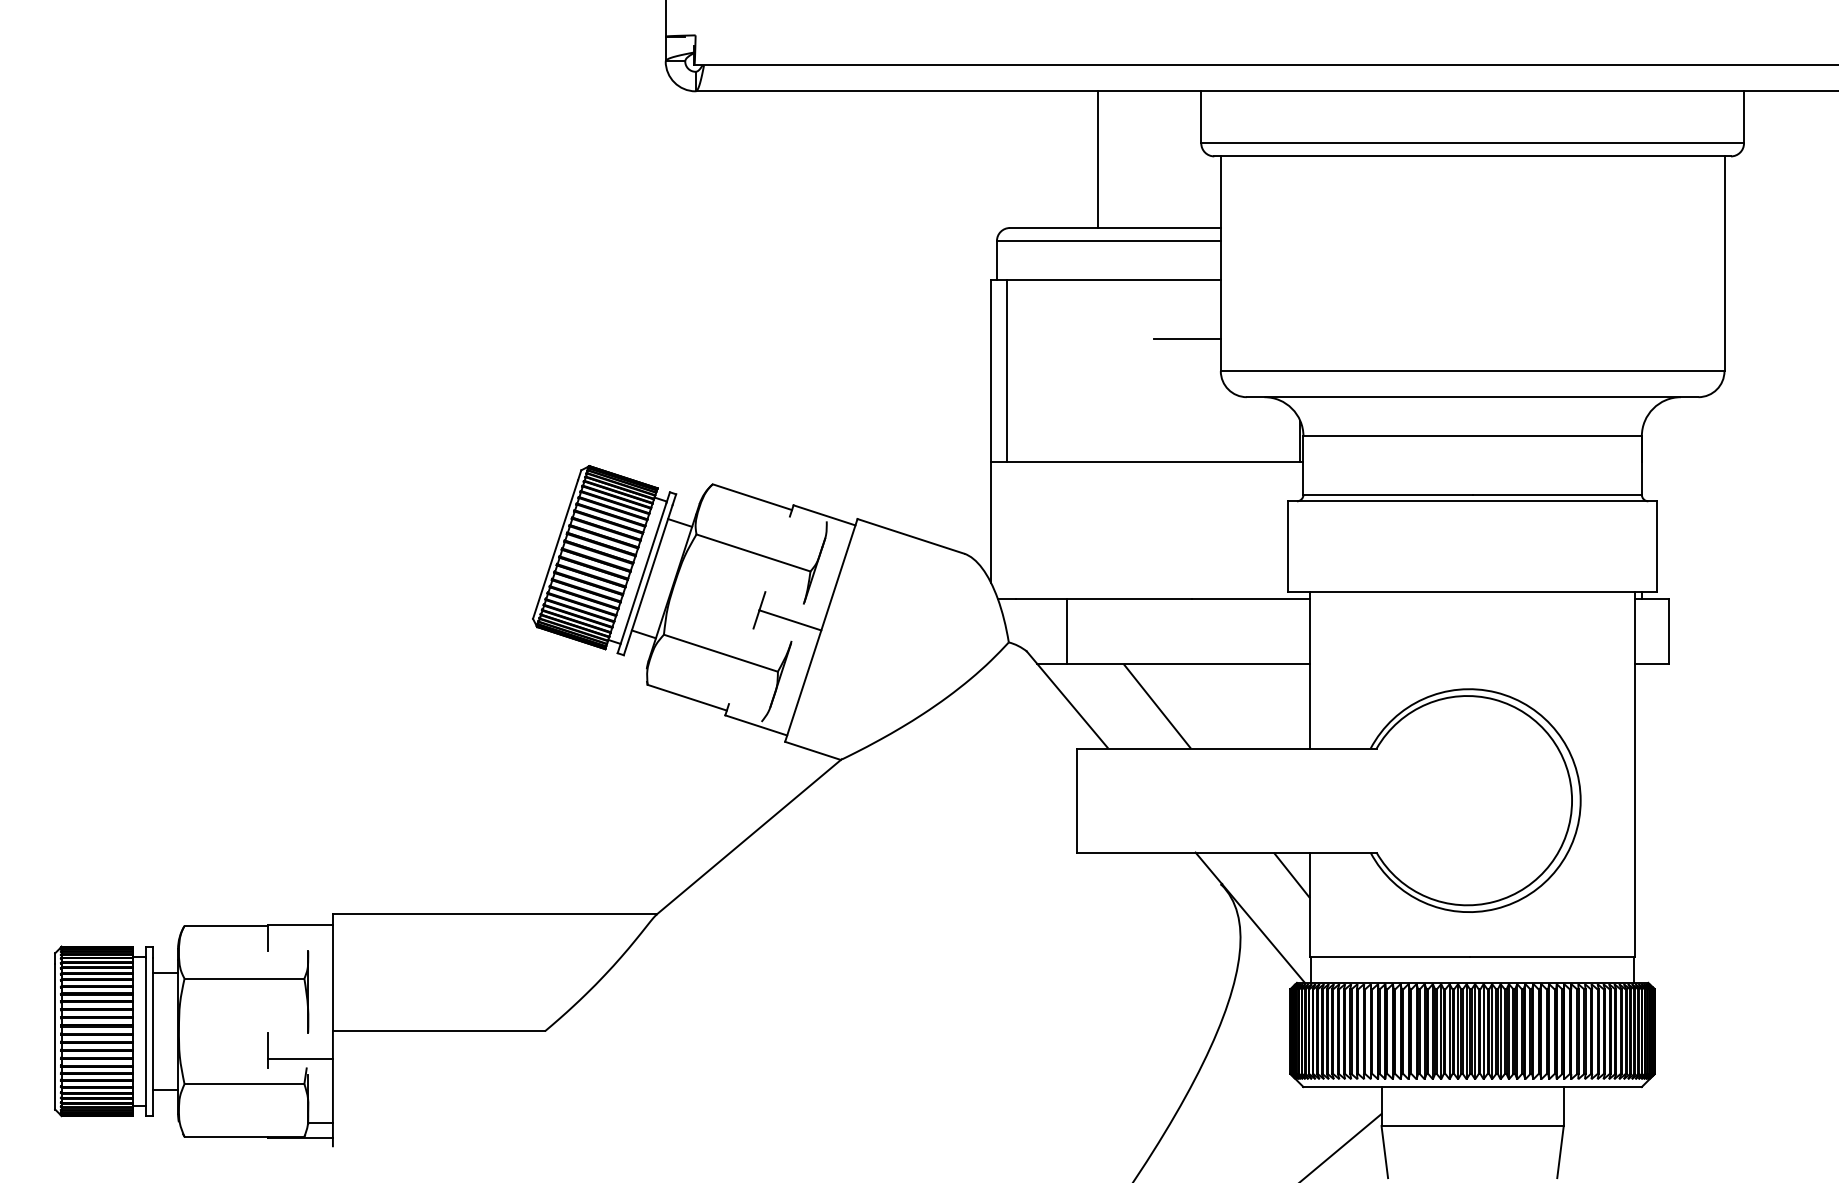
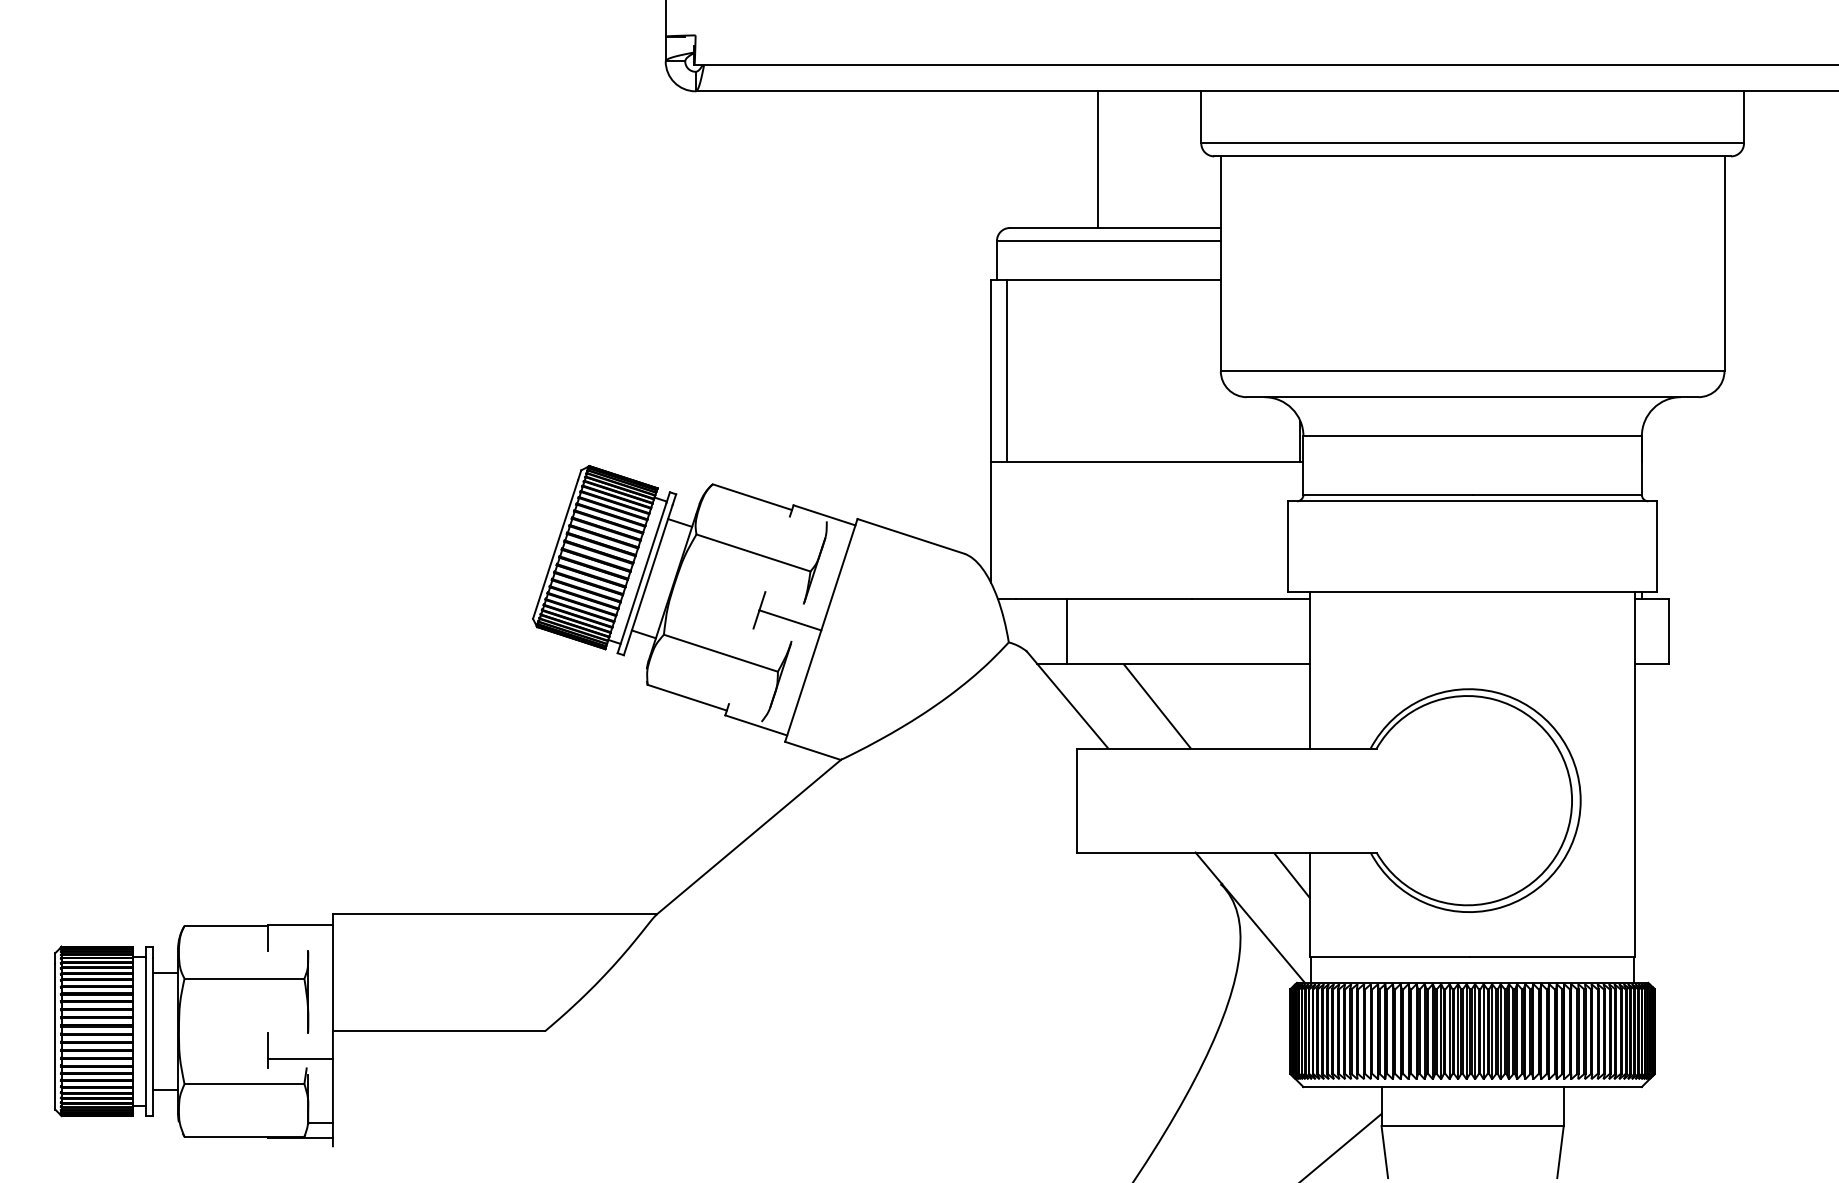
line: present -> none (1186, 338)
